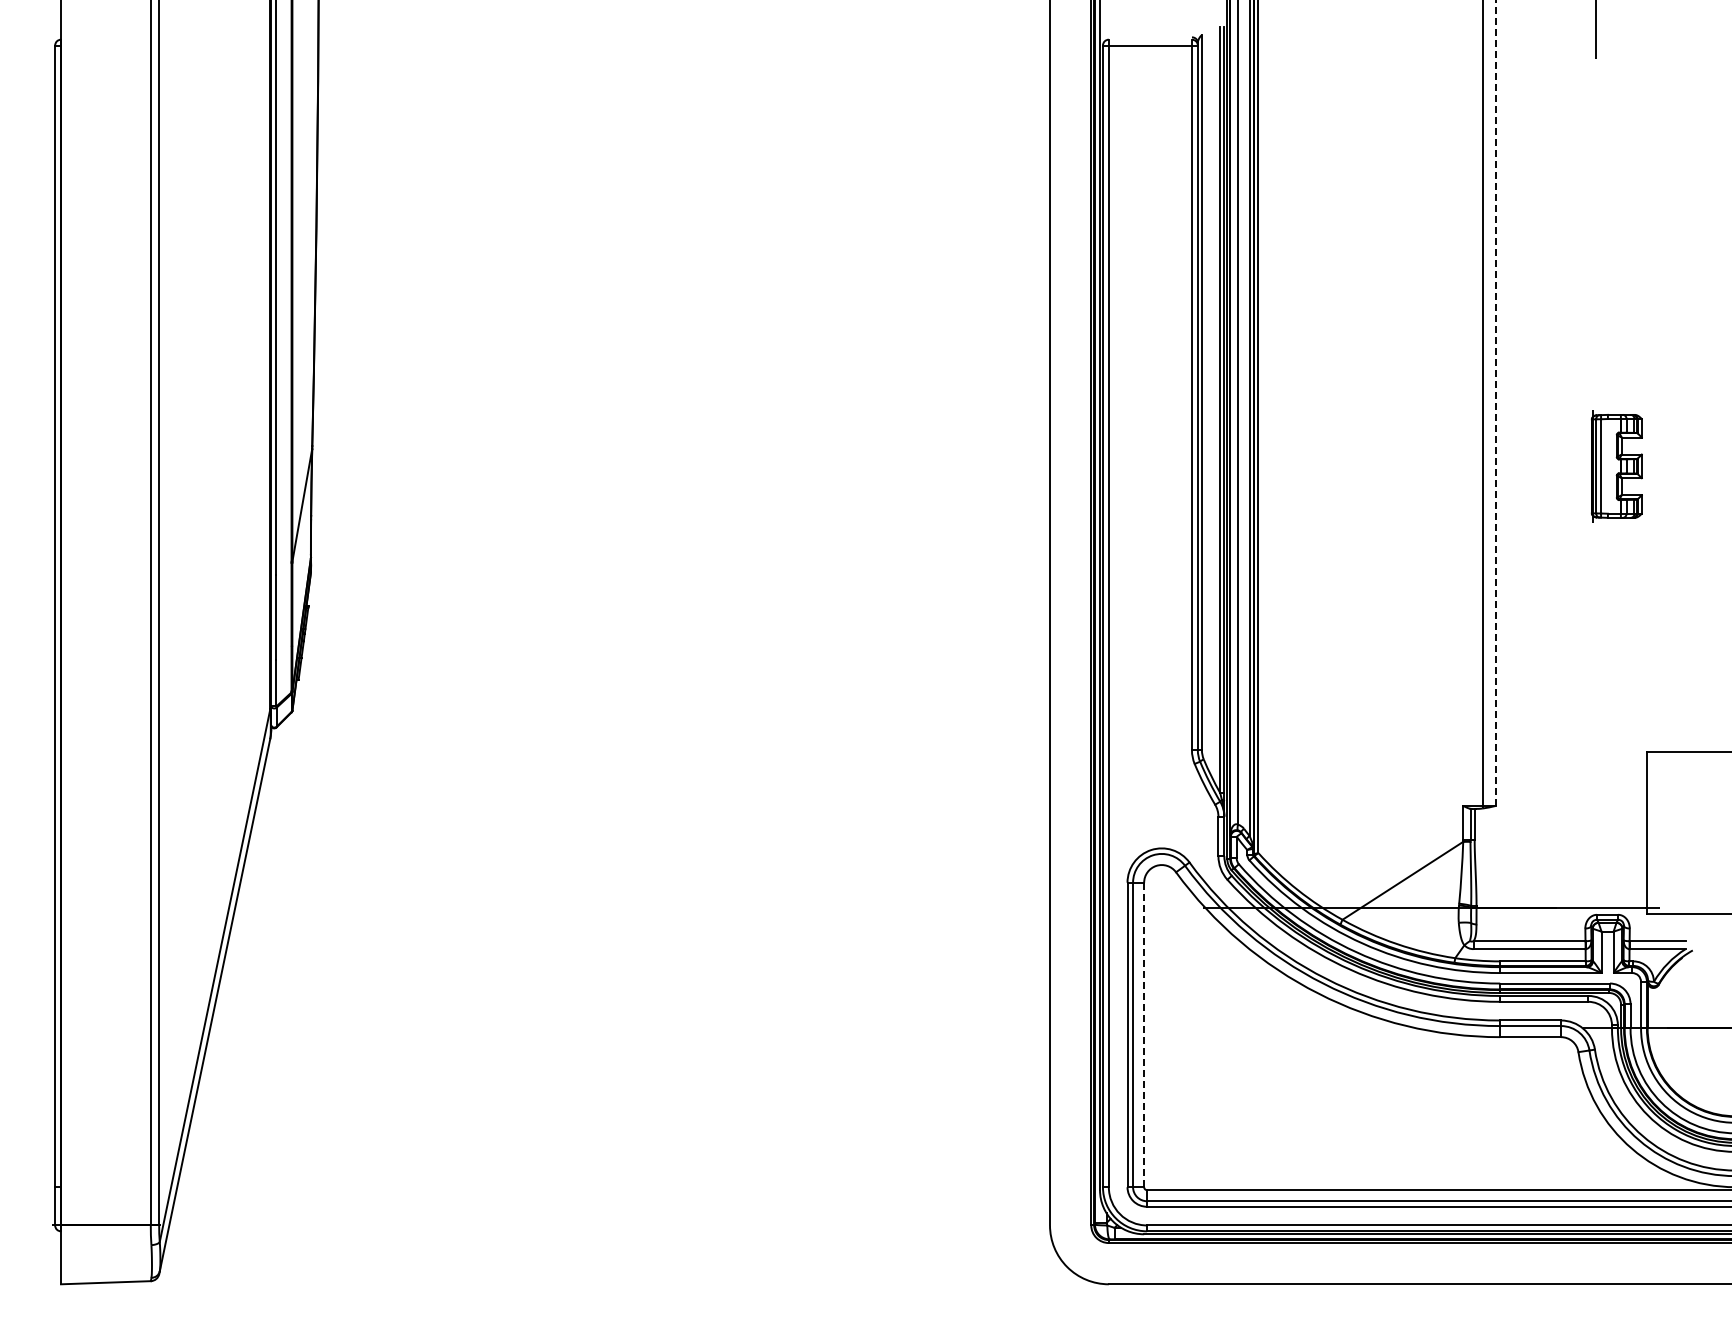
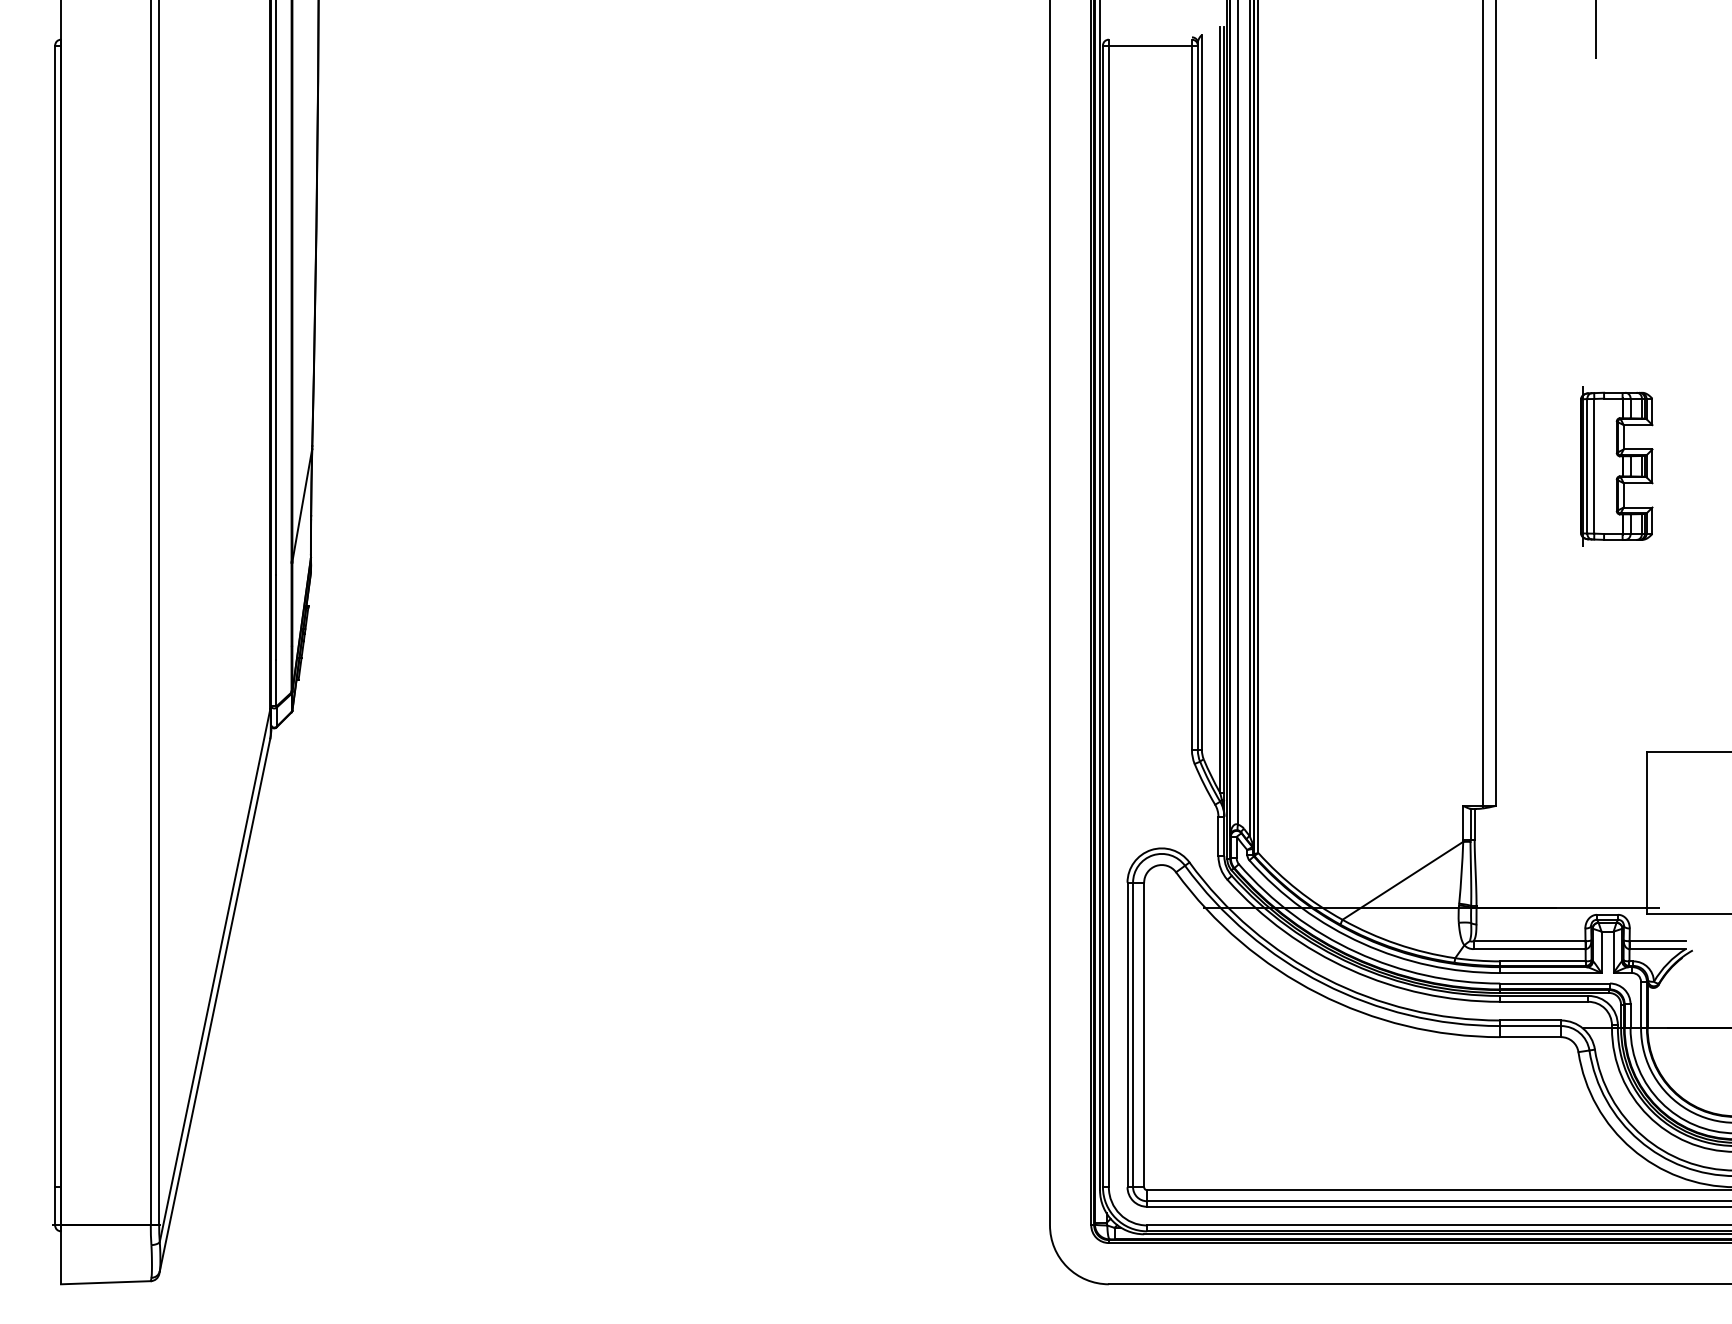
line: dashed -> solid (1495, 403)
part size: 52x113 px -> 74x161 px (1616, 466)
line: dashed -> solid (1144, 1034)
